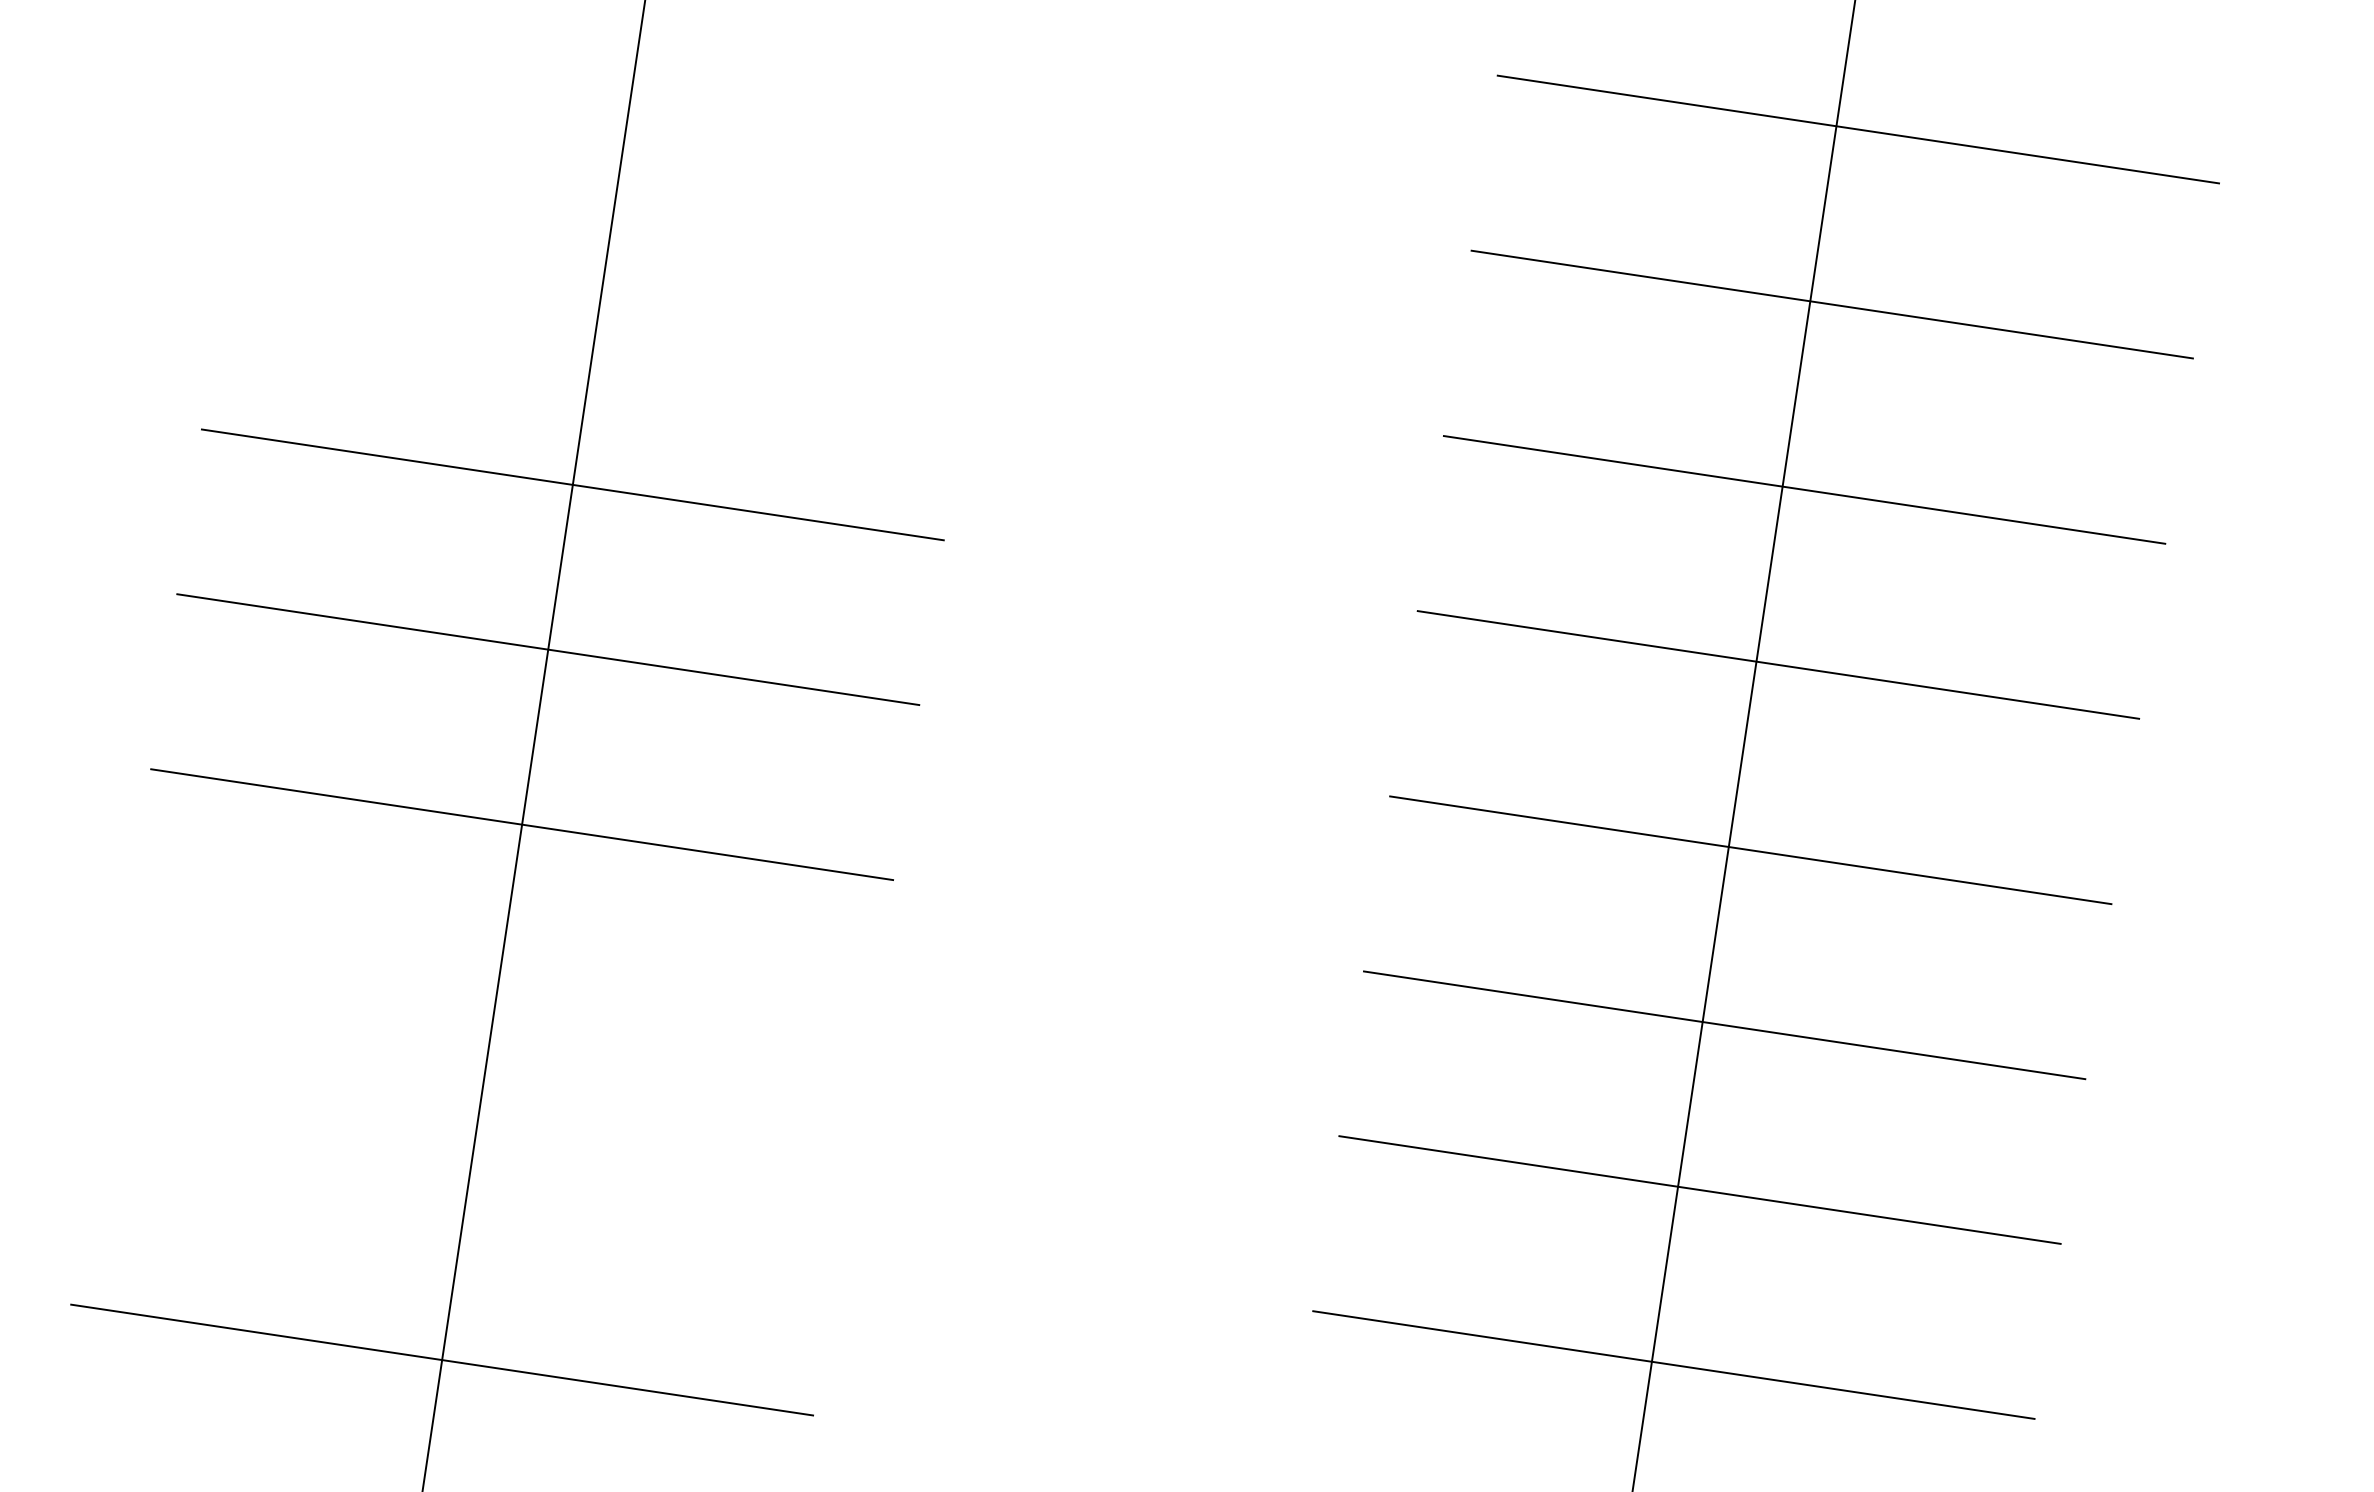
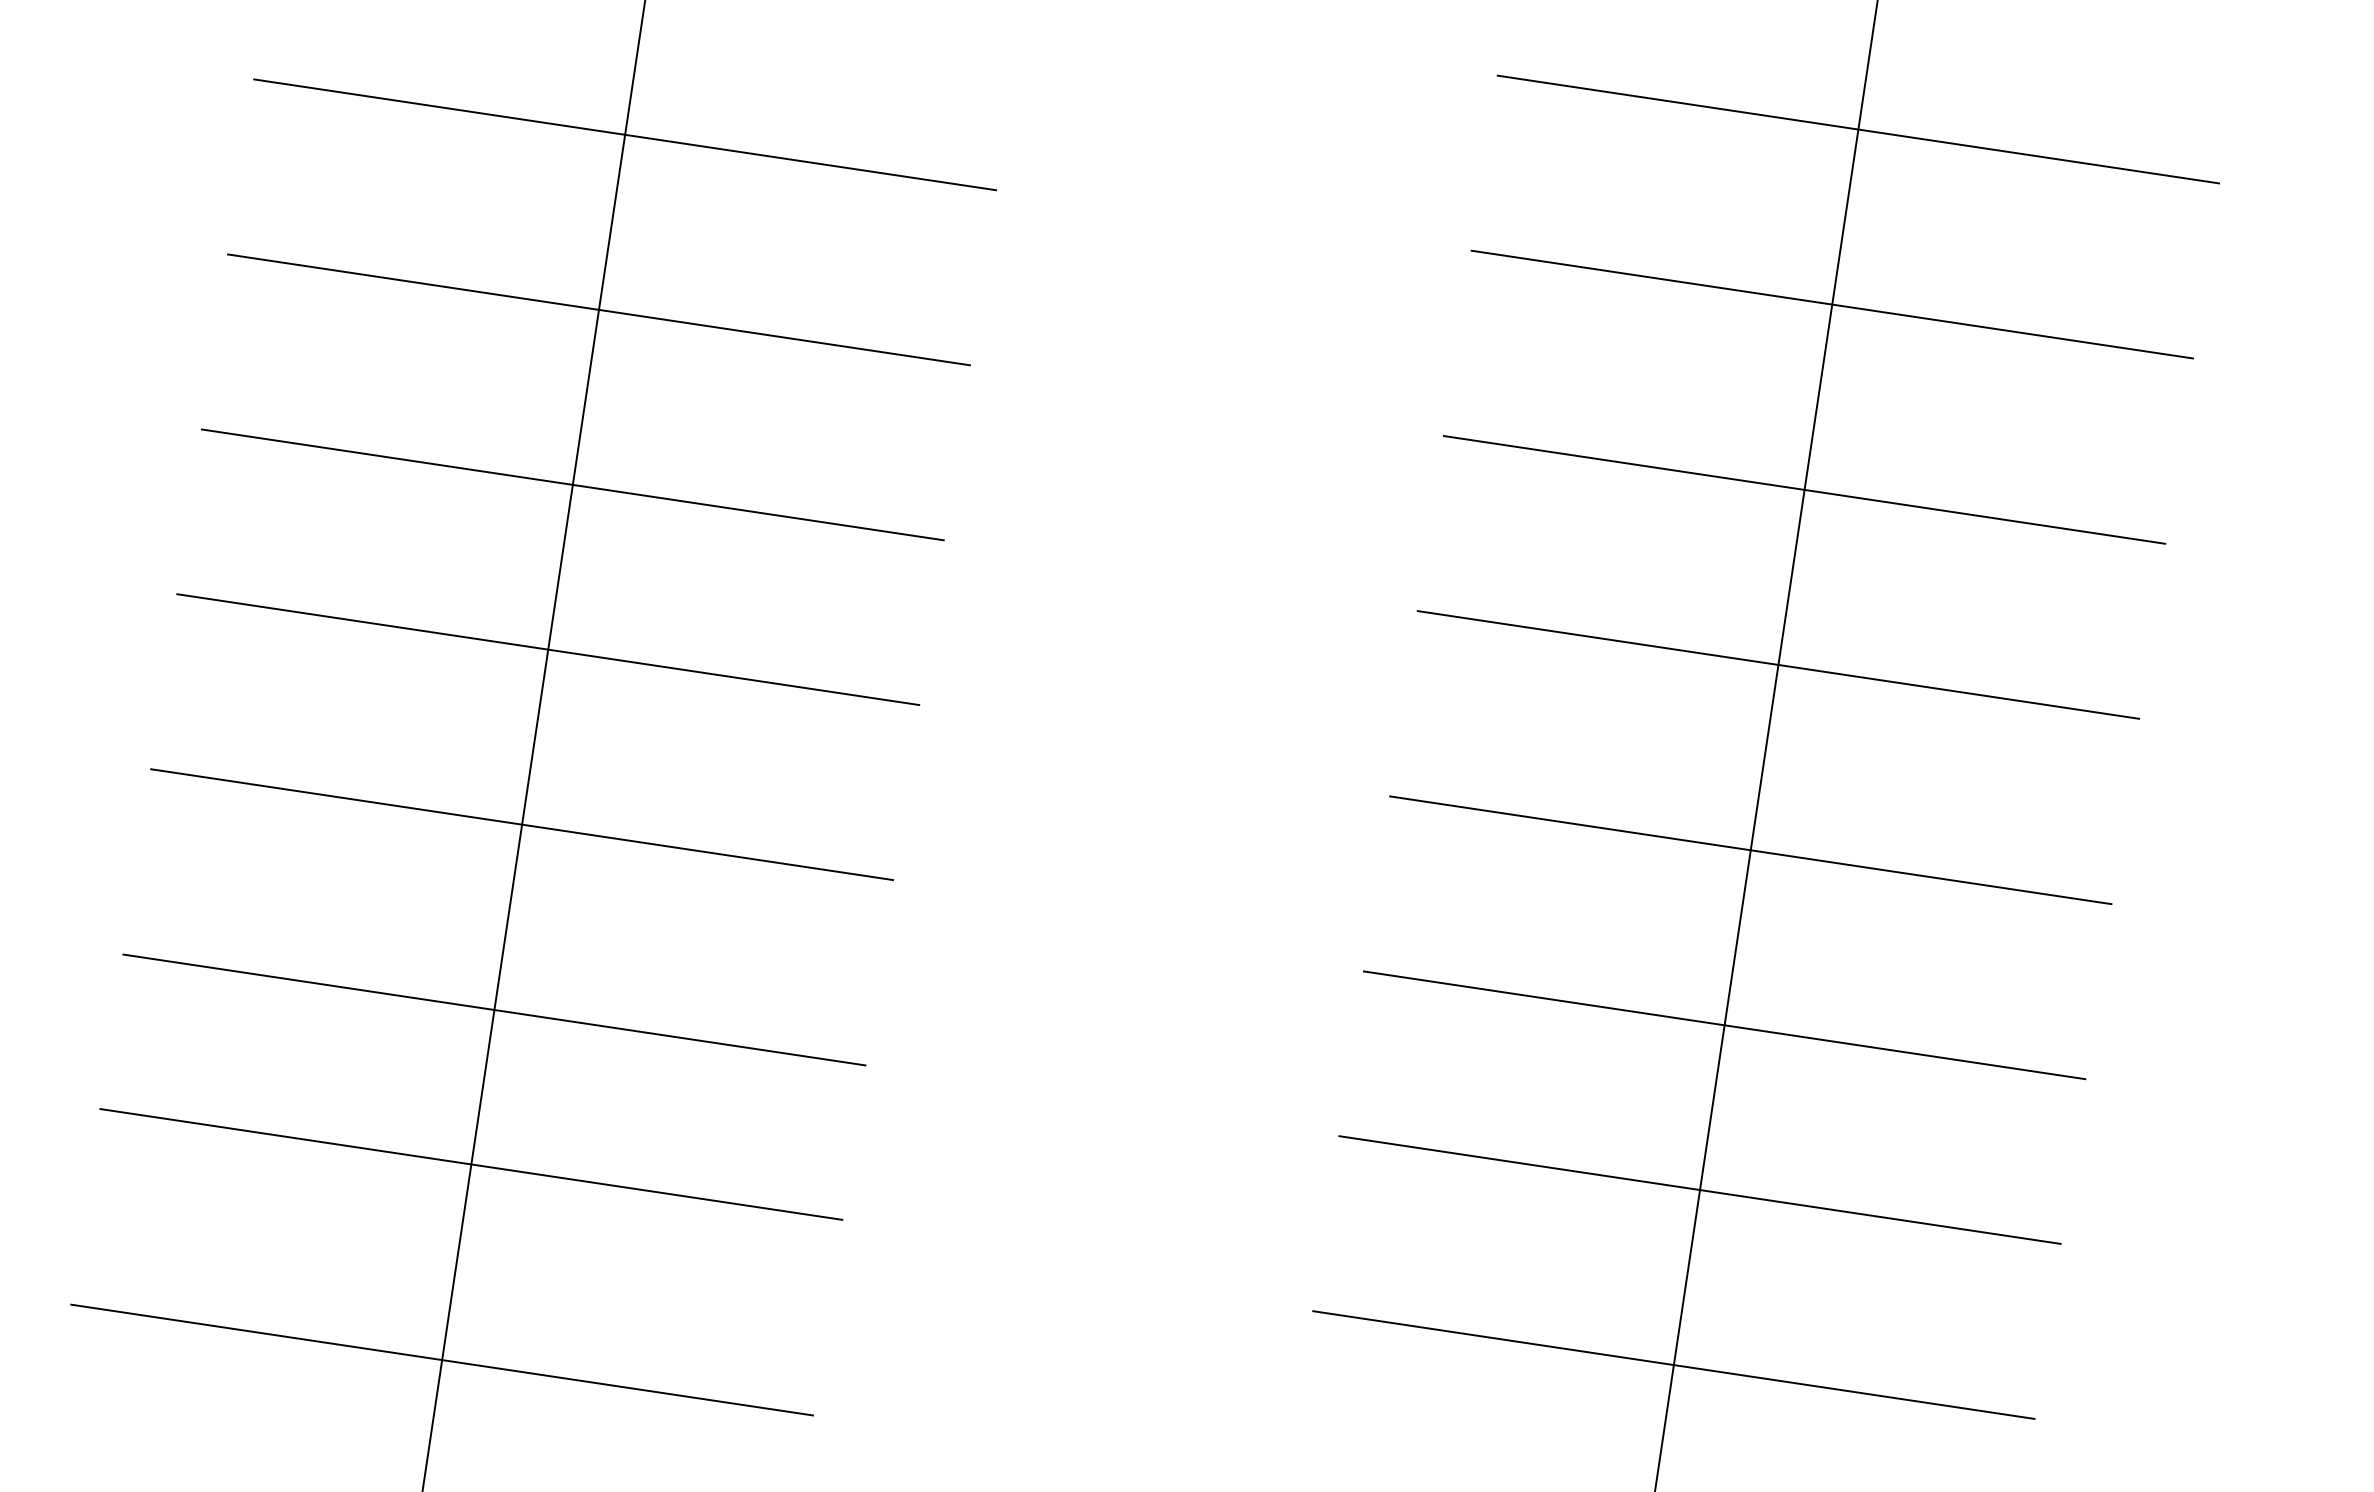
line: none -> present (625, 134)
line: none -> present (598, 309)
line position: (1743, 745) -> (1766, 745) (1766, 745)
line: none -> present (494, 1009)
line: none -> present (471, 1164)
